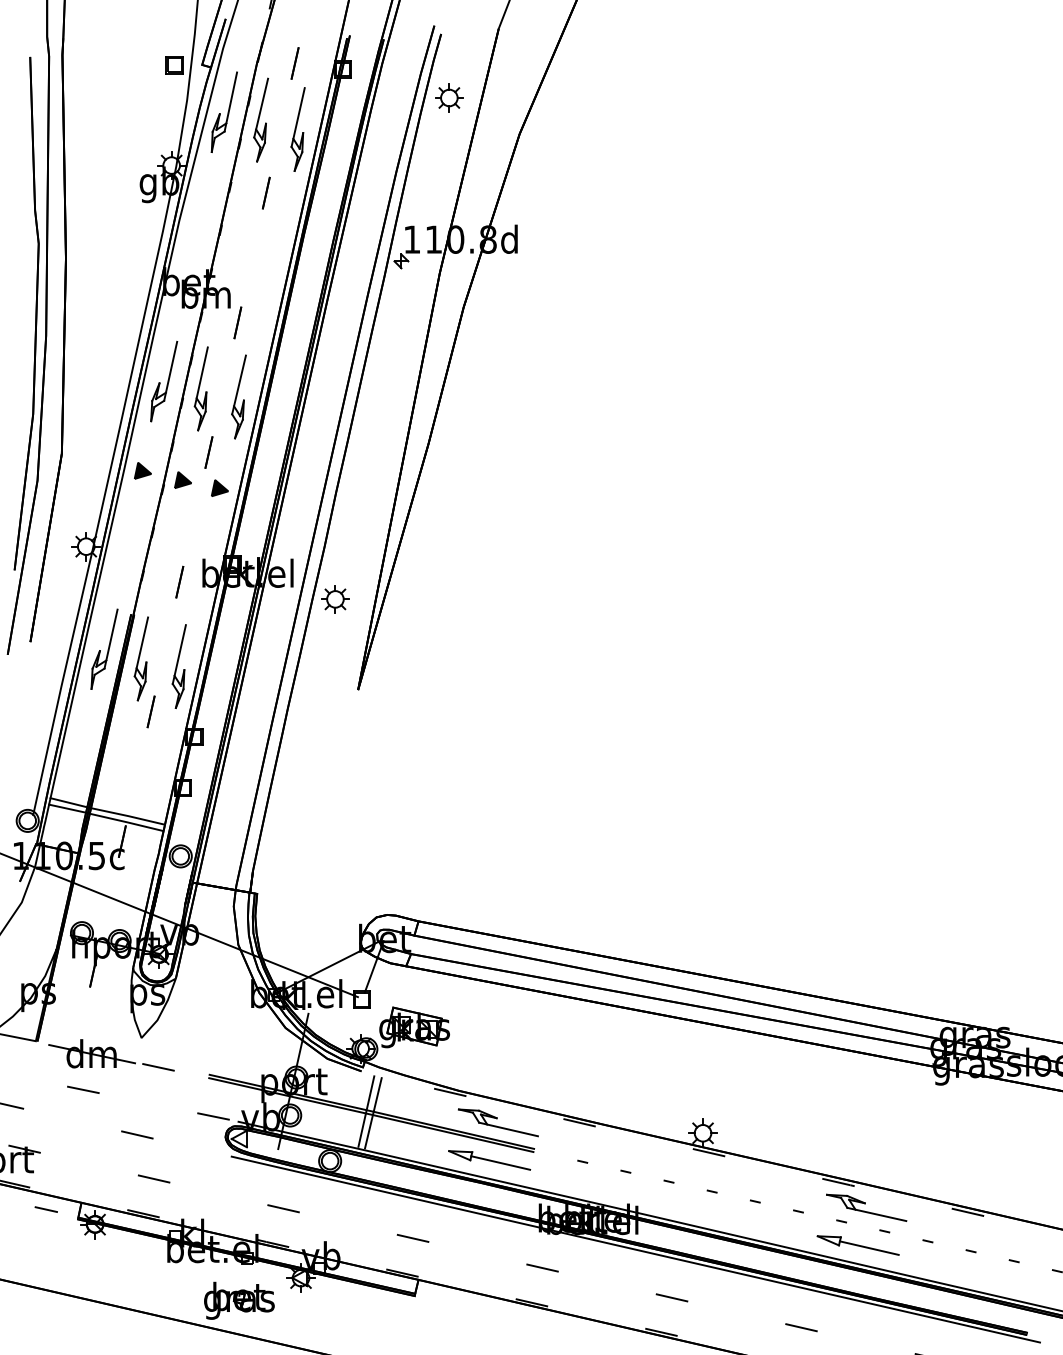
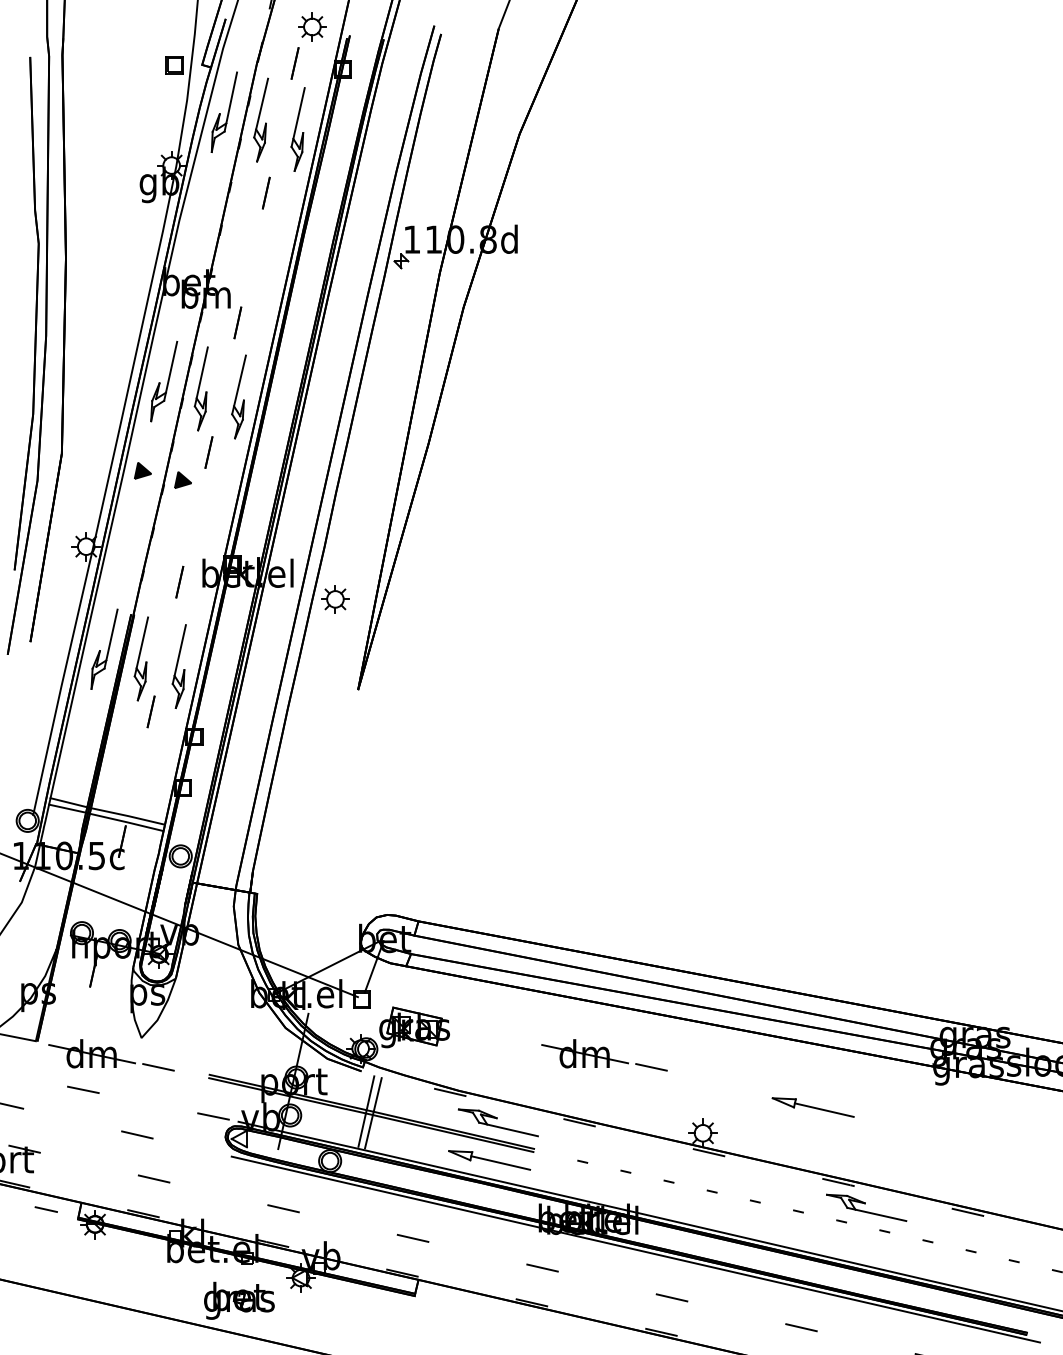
part position: (449, 97) -> (312, 26) (312, 26)
part: present -> none (219, 487)
part: none -> present (604, 1055)
part position: (857, 1245) -> (812, 1107) (812, 1107)
